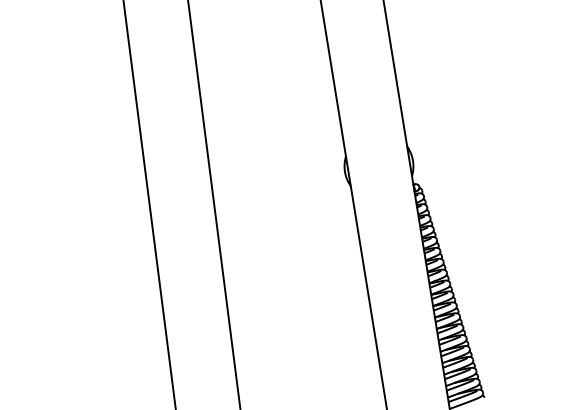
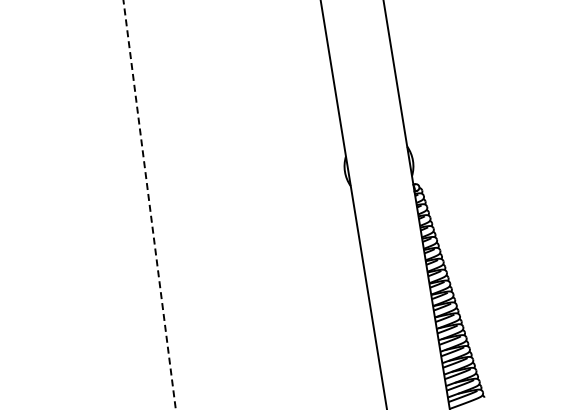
line: present -> none (214, 204)
line: solid -> dashed (149, 205)
